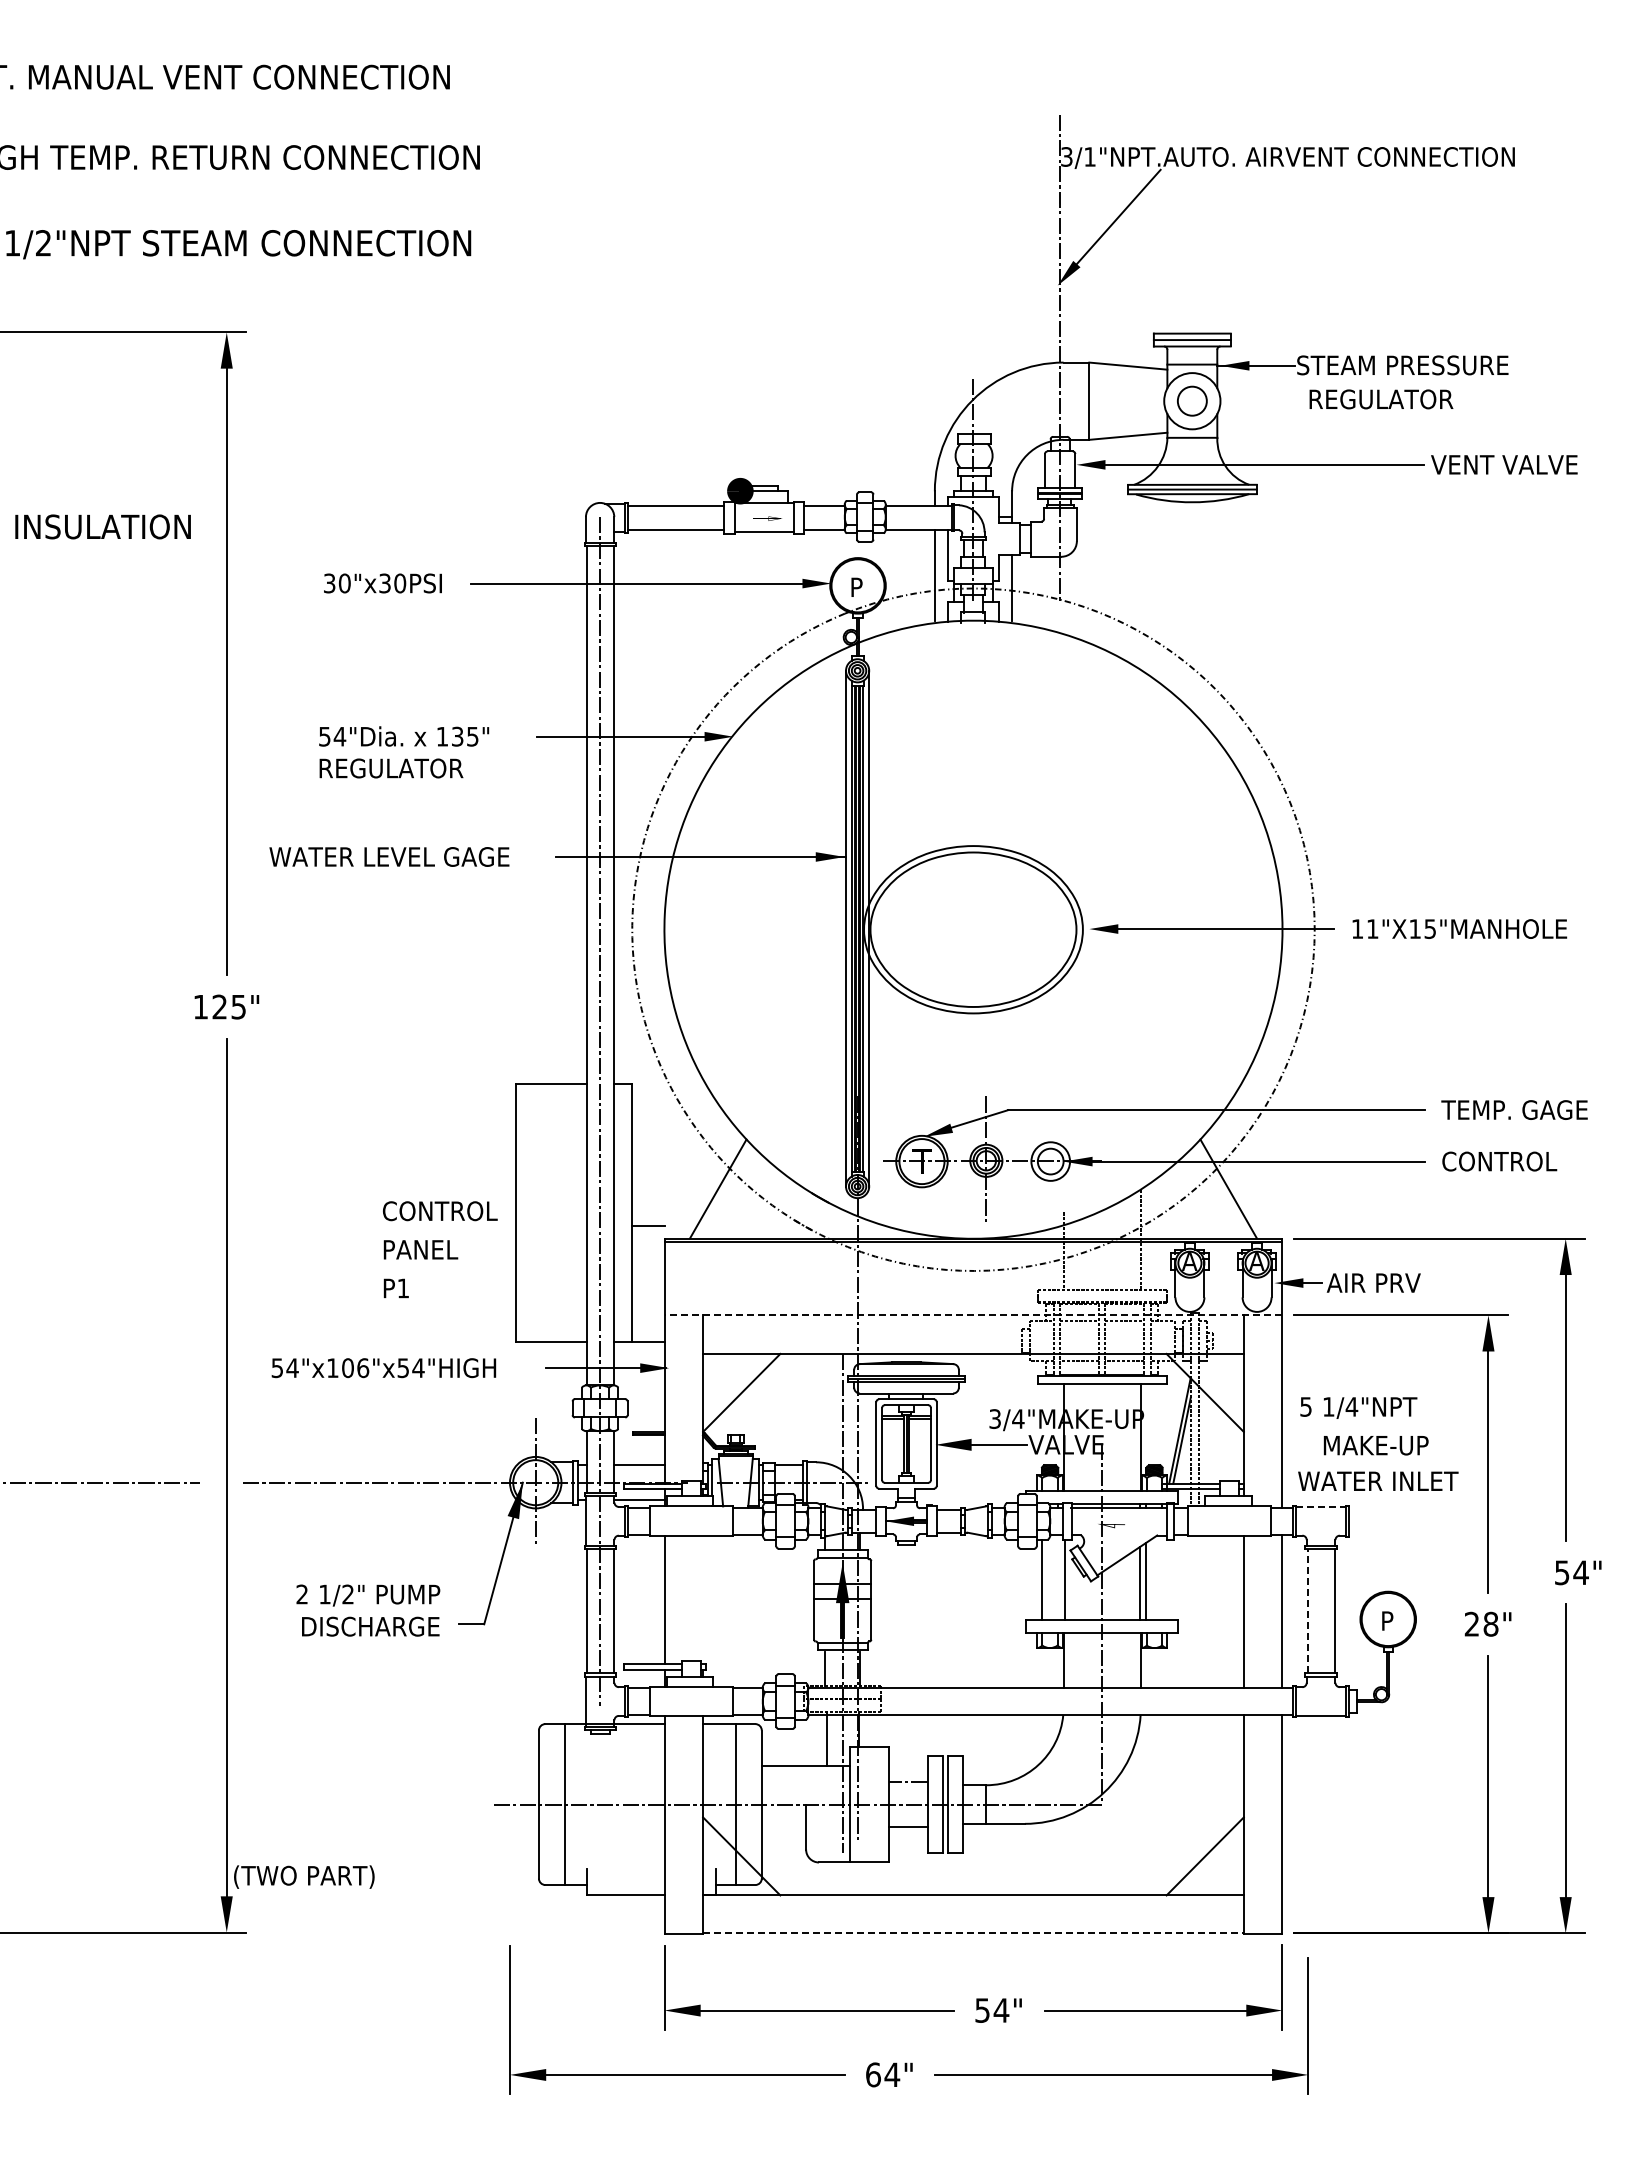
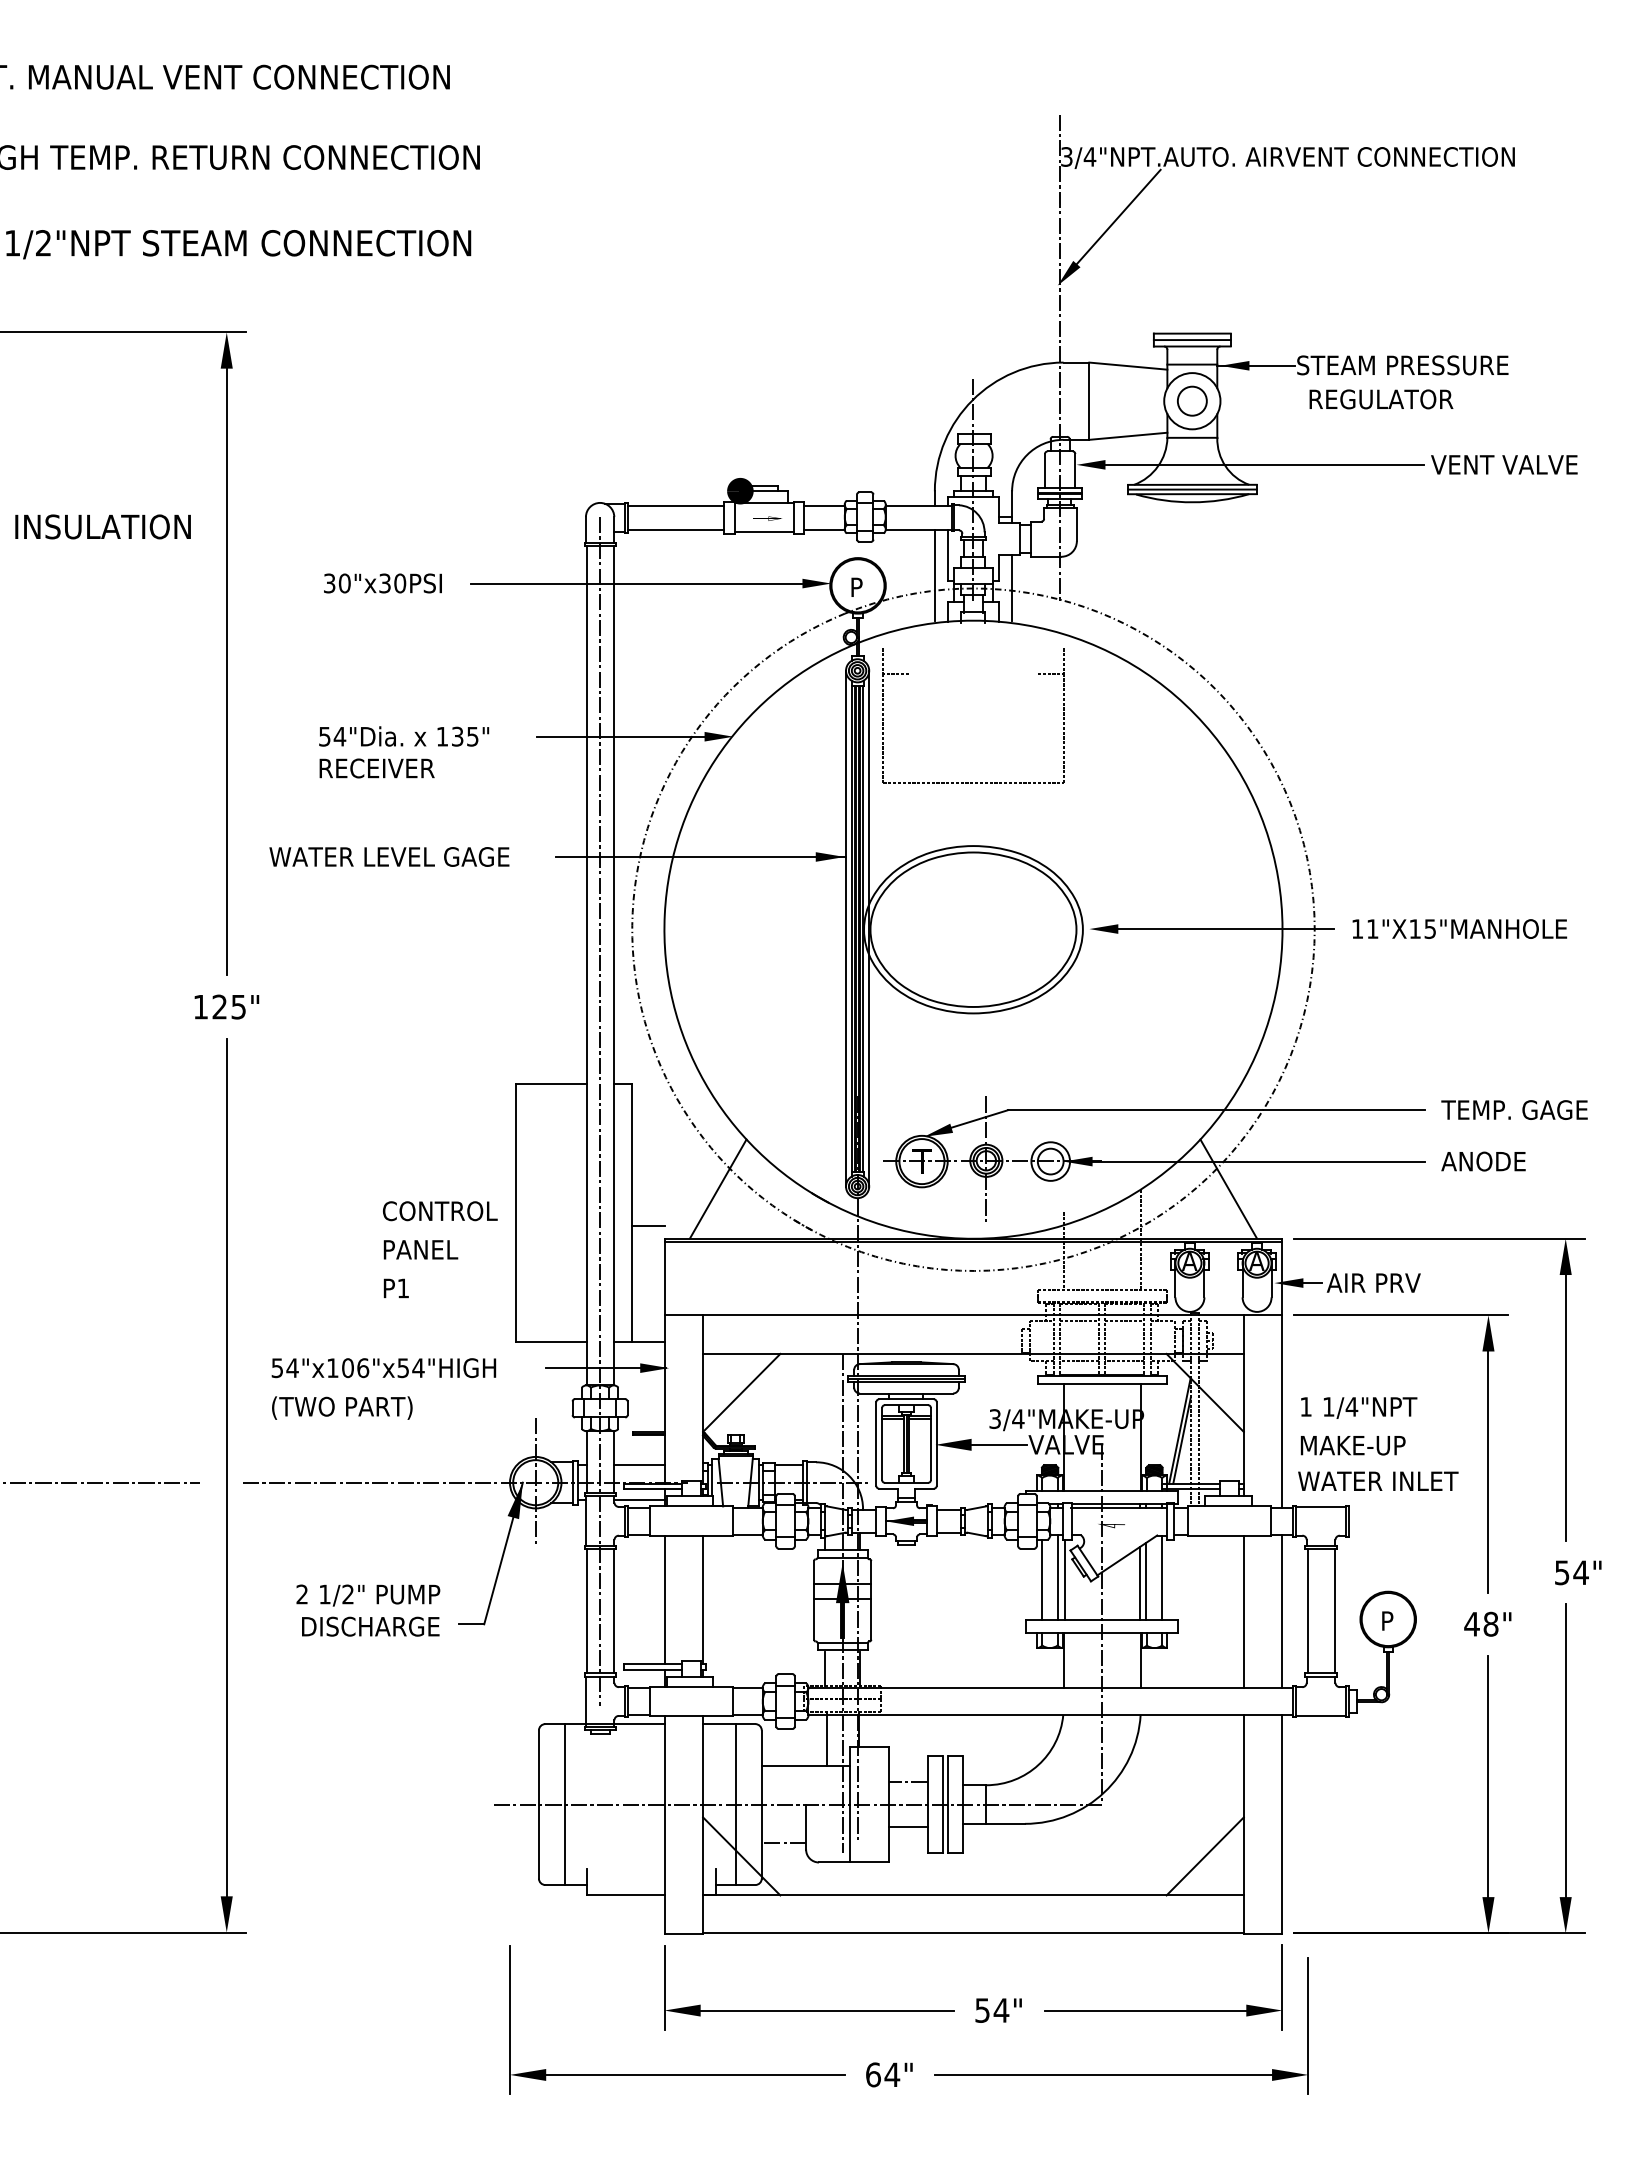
text: 3/1"NPT.AUTO. -> 3/4"NPT.AUTO. (1089, 156)
text: REGULATOR -> RECEIVER (411, 768)
part: none -> present (972, 782)
text: CONTROL -> ANODE (1499, 1161)
line: dashed -> solid (973, 1315)
text: 5 -> 1 (1305, 1406)
text position: (1375, 1445) -> (1352, 1445) (1352, 1445)
line: dashed -> solid (1321, 1506)
line: none -> present (1058, 1576)
line: none -> present (1162, 1577)
line: none -> present (703, 1599)
line: dashed -> solid (1307, 1610)
text: 28" -> 48" (1471, 1623)
line: none -> present (783, 1843)
text position: (304, 1876) -> (342, 1407) (342, 1407)
line: dashed -> solid (973, 1933)
